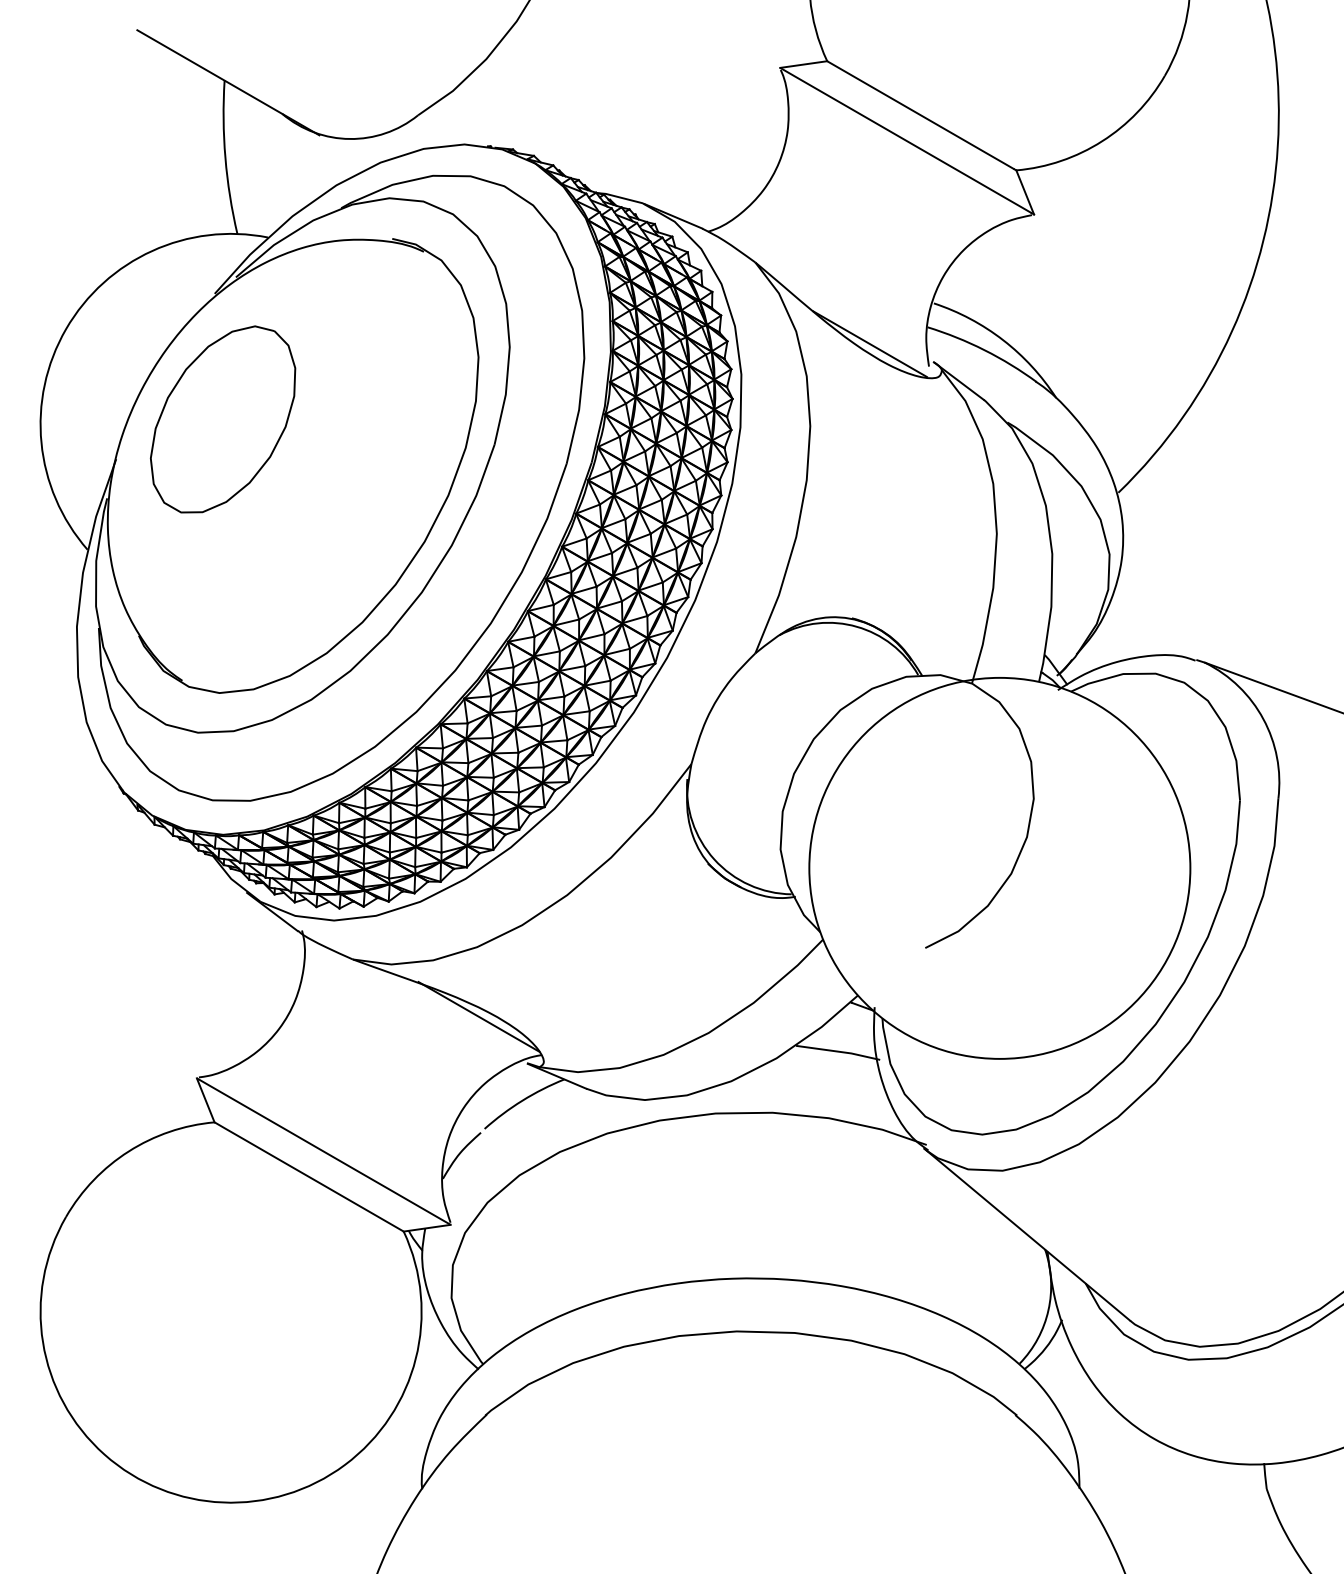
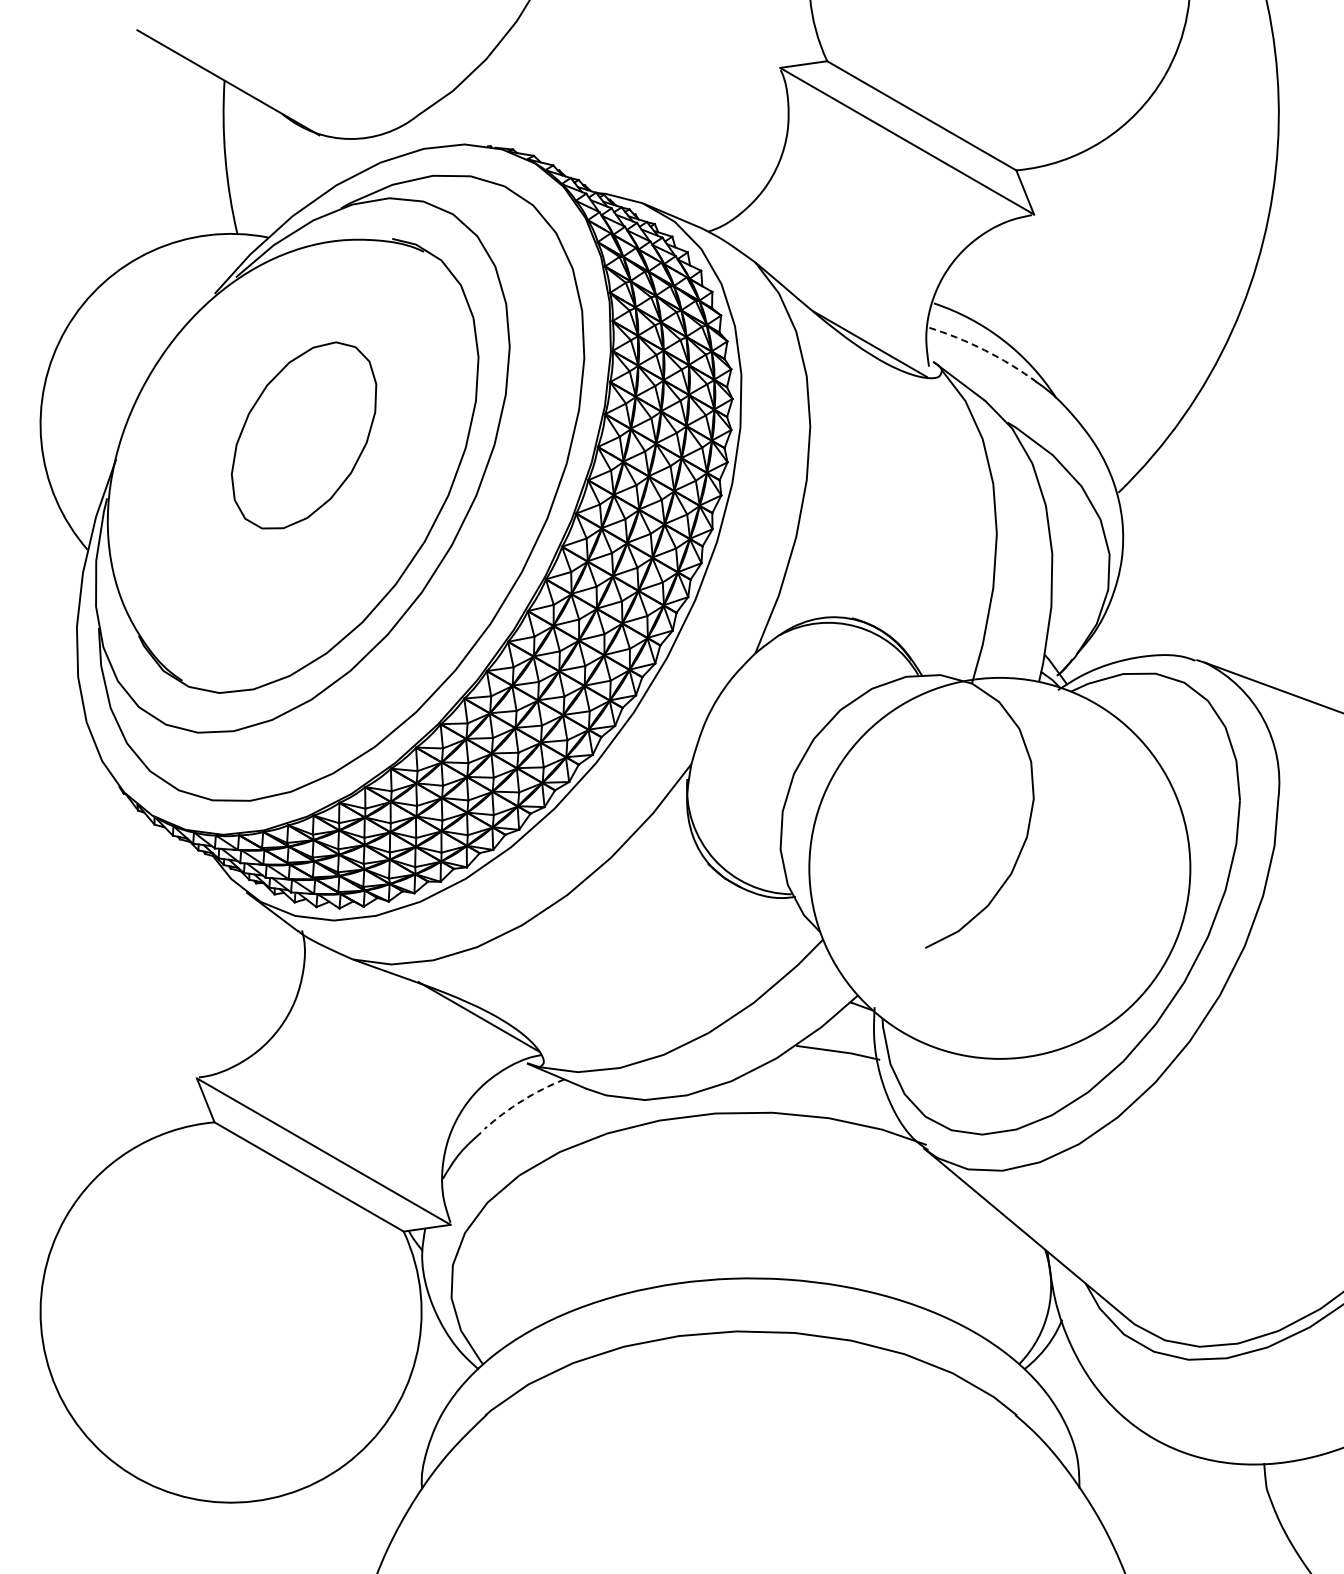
arc: solid -> dashed (984, 350)
part position: (222, 419) -> (303, 435) (303, 435)
arc: solid -> dashed (522, 1100)
